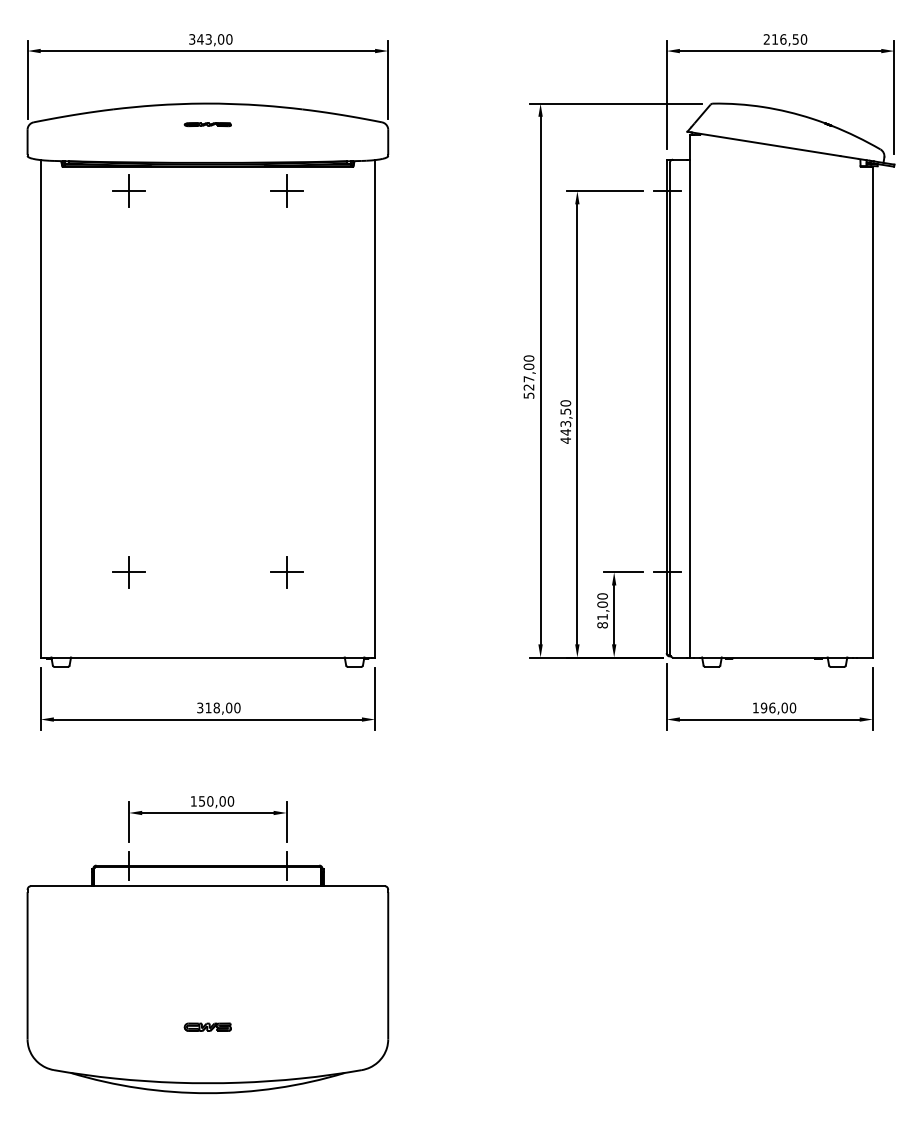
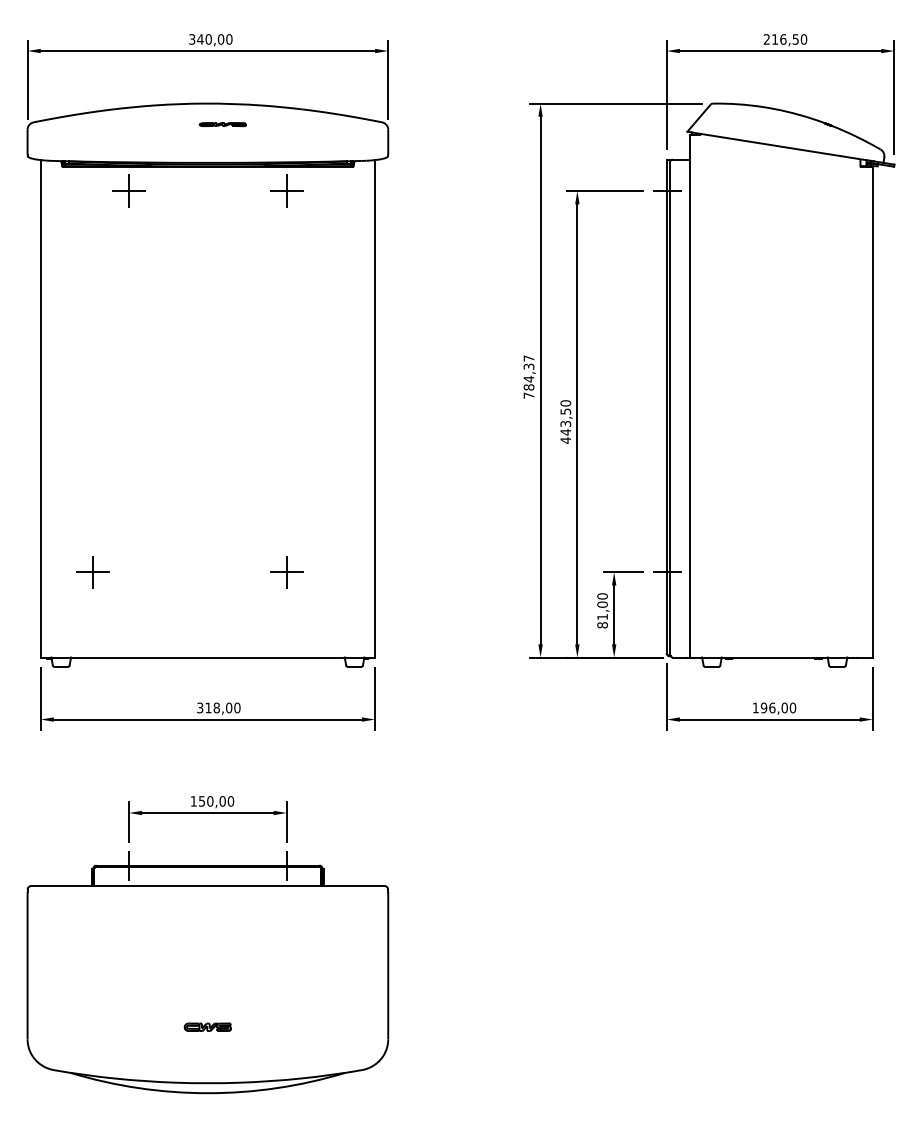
text: 343,00 -> 340,00 (208, 39)
part position: (207, 124) -> (222, 124) (222, 124)
text: 527,00 -> 784,37 (528, 376)
part position: (128, 572) -> (92, 572) (92, 572)
